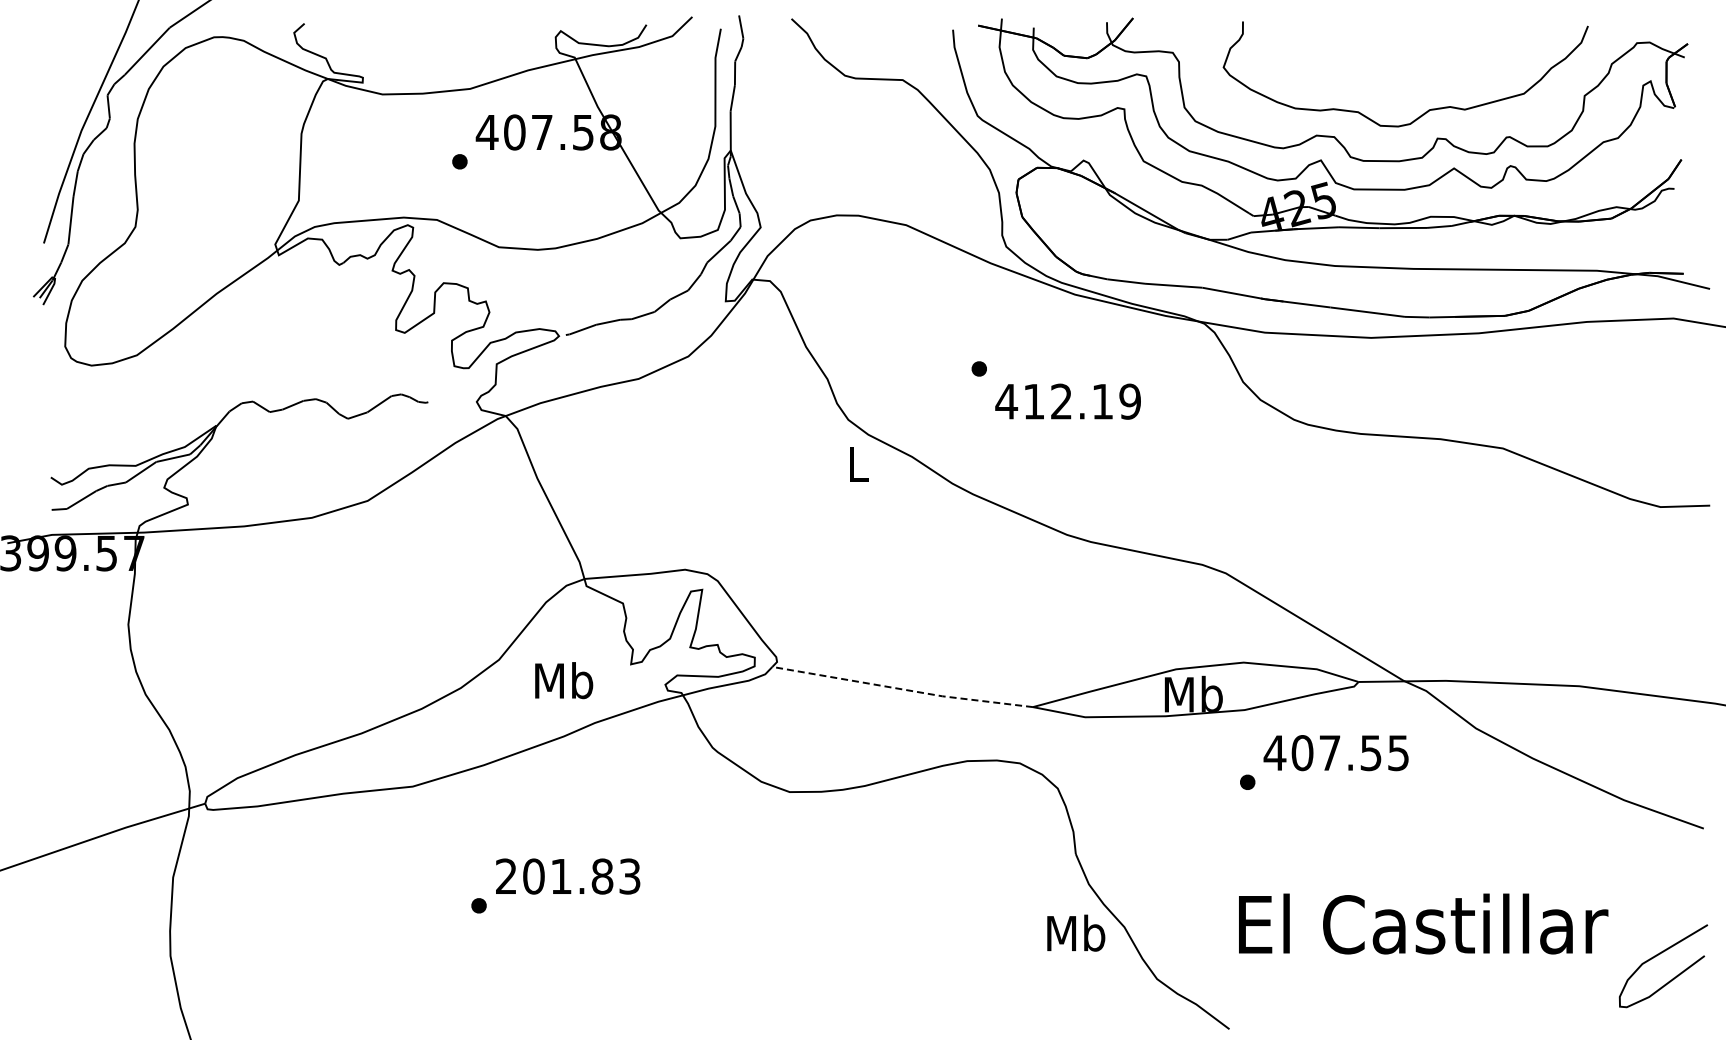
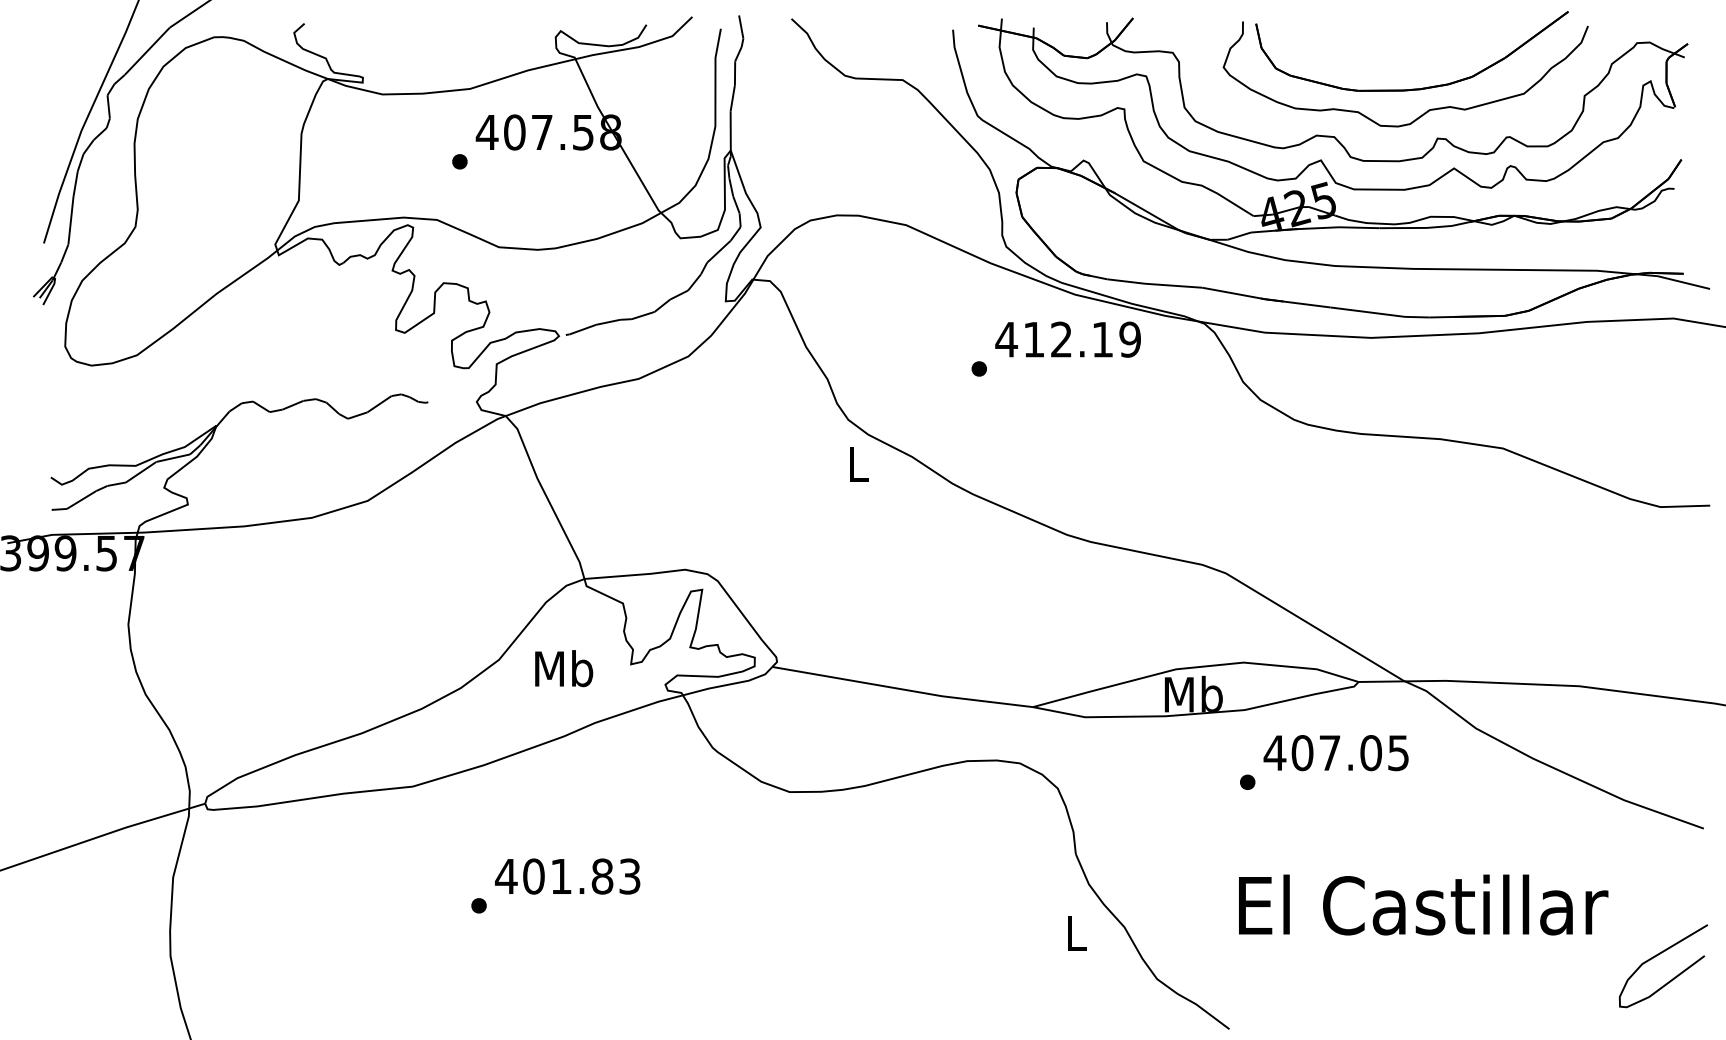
part: none -> present (1412, 88)
text position: (1067, 401) -> (1067, 339) (1067, 339)
text position: (564, 680) -> (564, 668) (564, 668)
line: dashed -> solid (903, 689)
text: 407.55 -> 407.05 (1371, 753)
text: 201.83 -> 401.83 (506, 875)
text position: (1423, 923) -> (1423, 904) (1423, 904)
text: Mb -> L (1076, 932)
